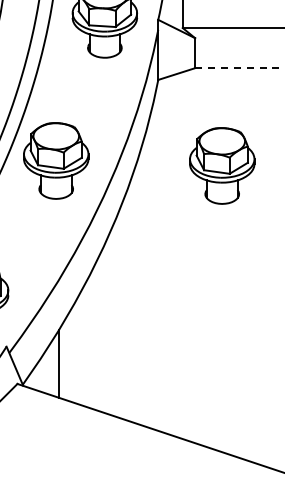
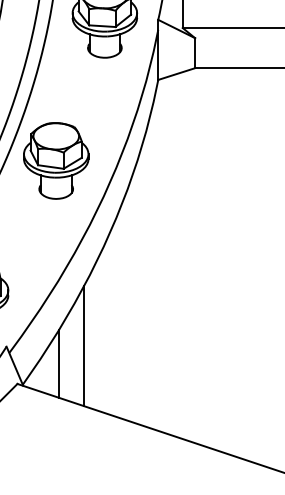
line: dashed -> solid (239, 68)
part: present -> none (222, 165)
line: none -> present (84, 345)
